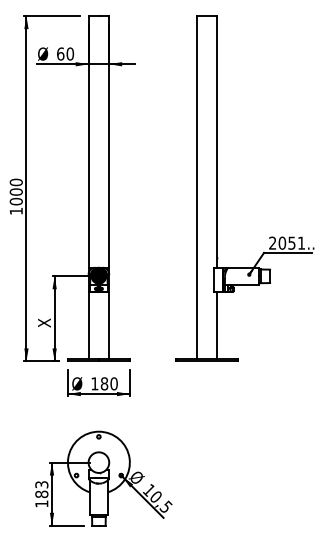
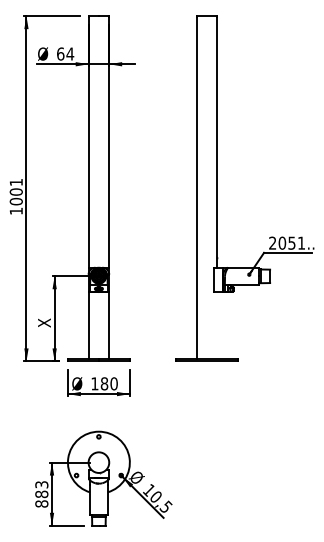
text: 60 -> 64 (70, 53)
text: 1000 -> 1001 (15, 182)
line: present -> none (217, 325)
text: 183 -> 883 (41, 503)
